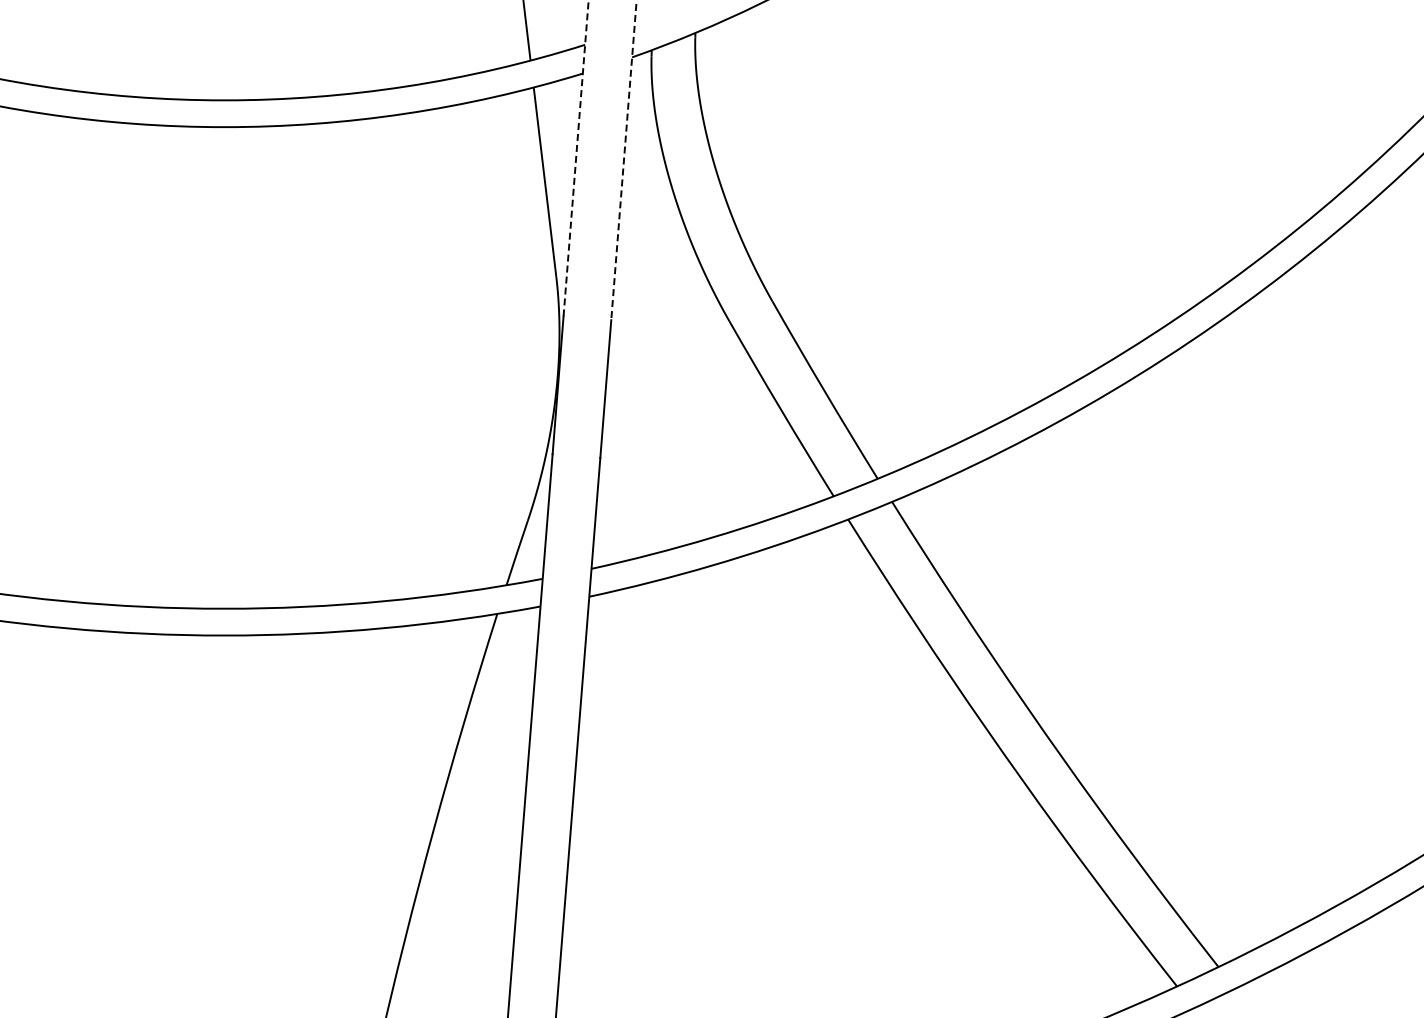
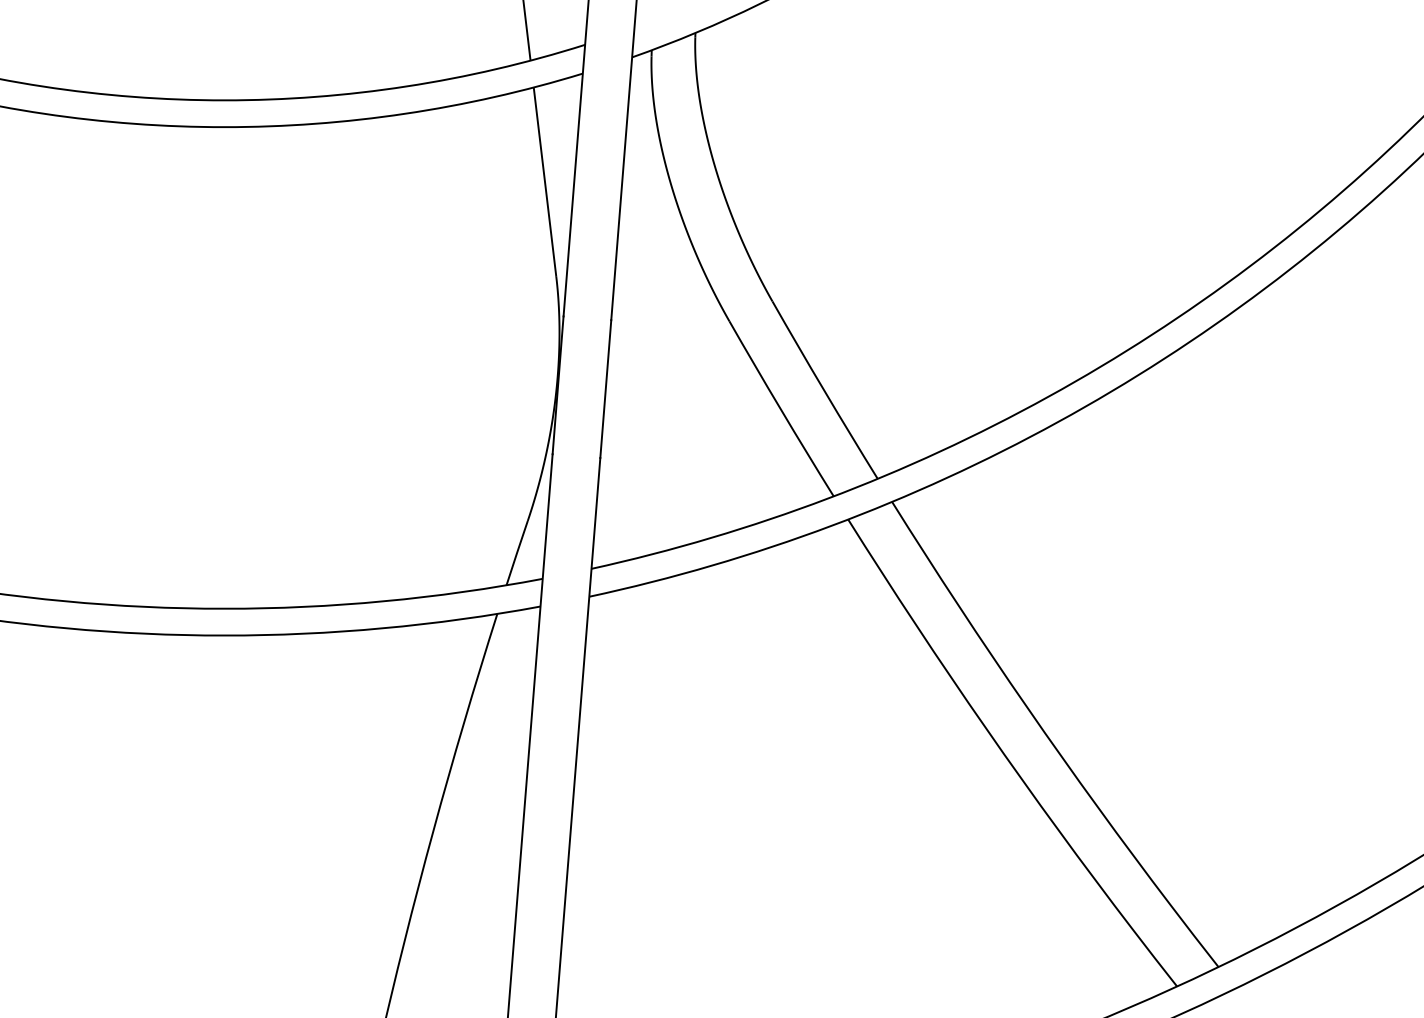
line: dashed -> solid (576, 158)
line: dashed -> solid (623, 160)
